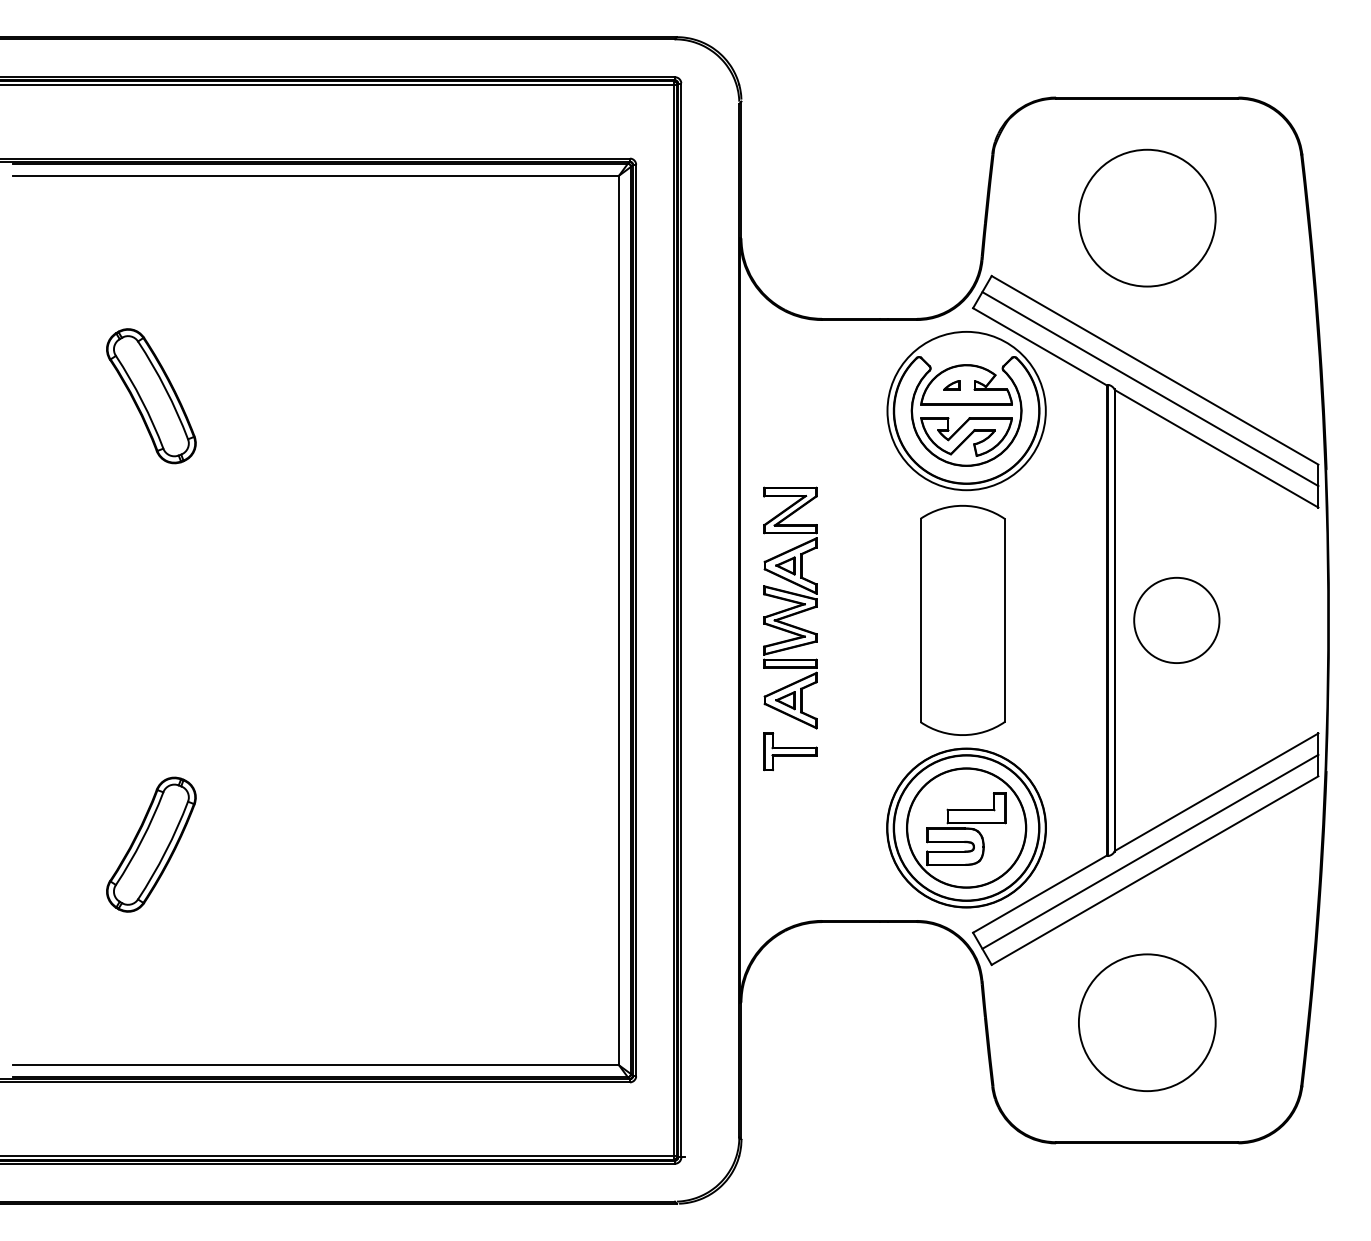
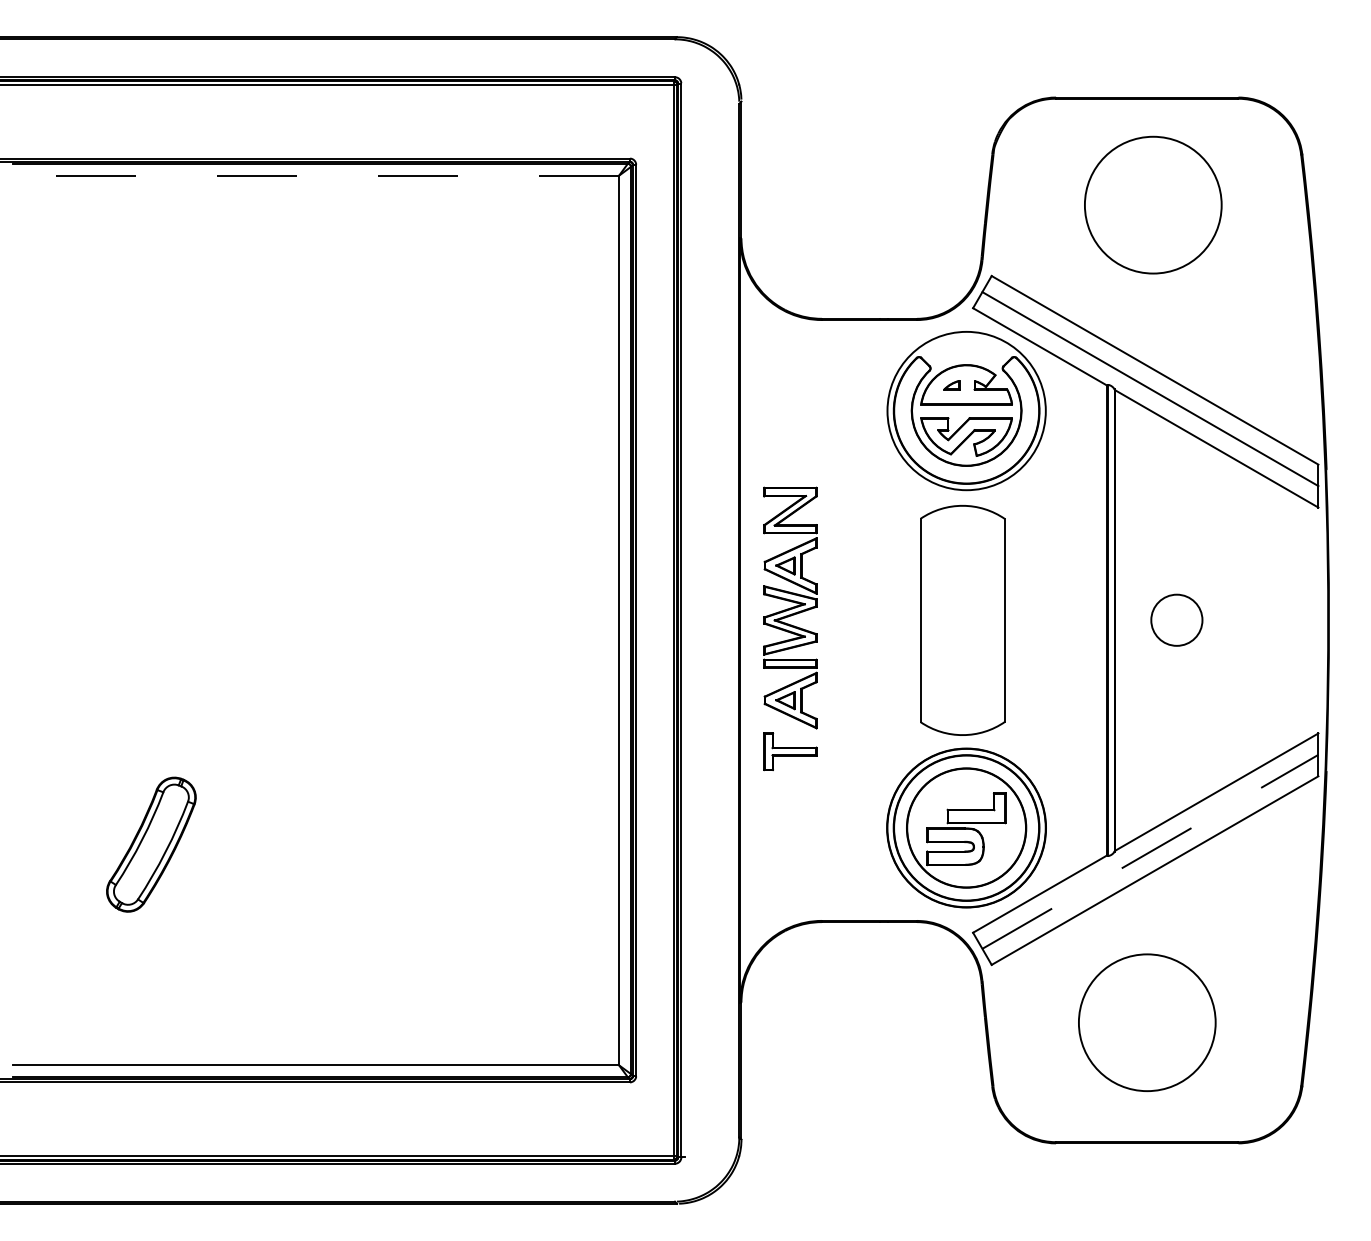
line: solid -> dashed (316, 175)
circle position: (1147, 217) -> (1153, 204) (1153, 204)
part: present -> none (151, 396)
circle size: 88x88 px -> 54x54 px (1176, 619)
line: solid -> dashed (1150, 851)
